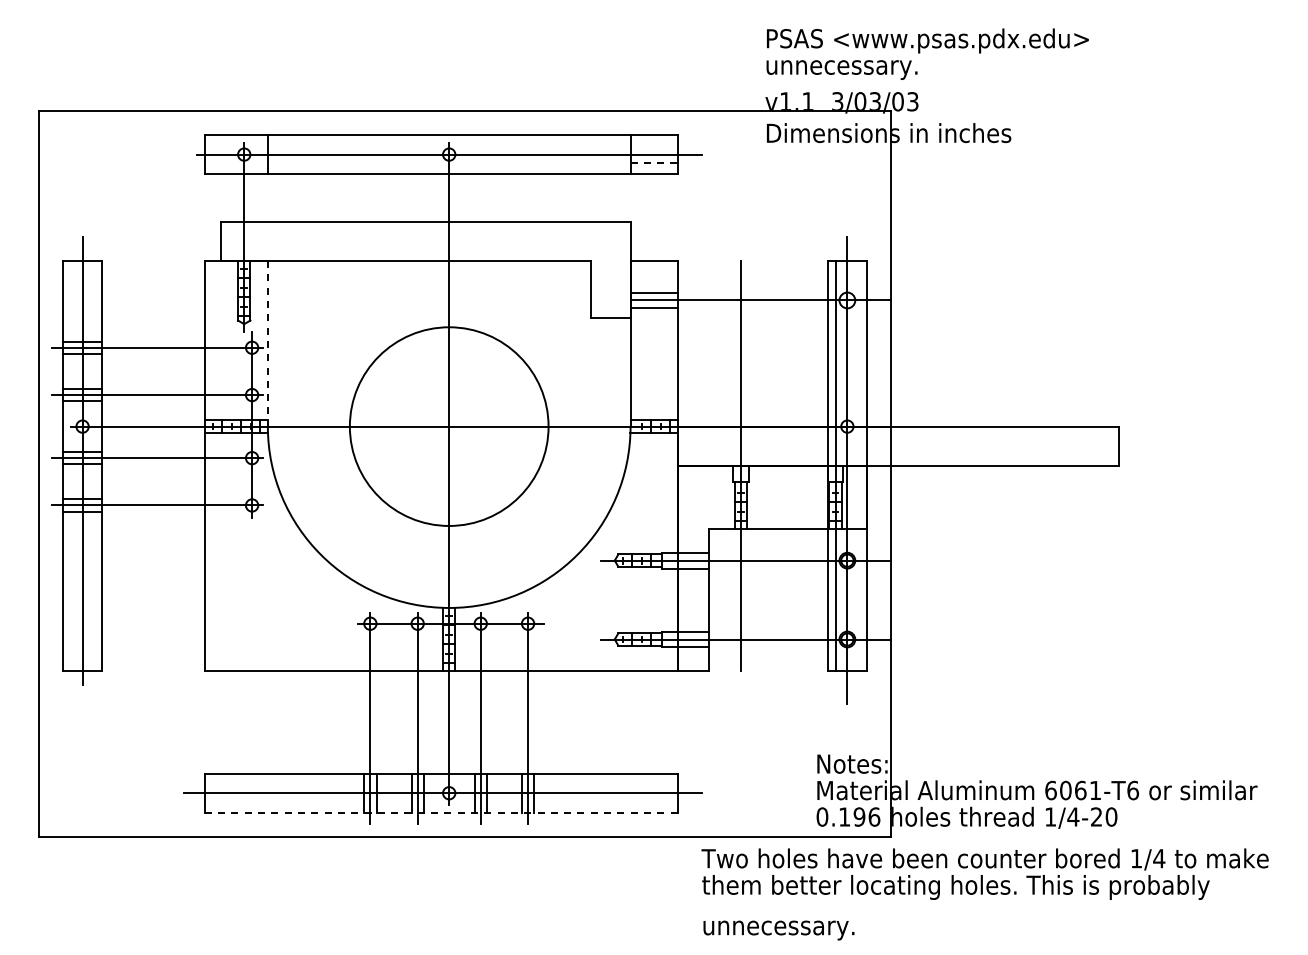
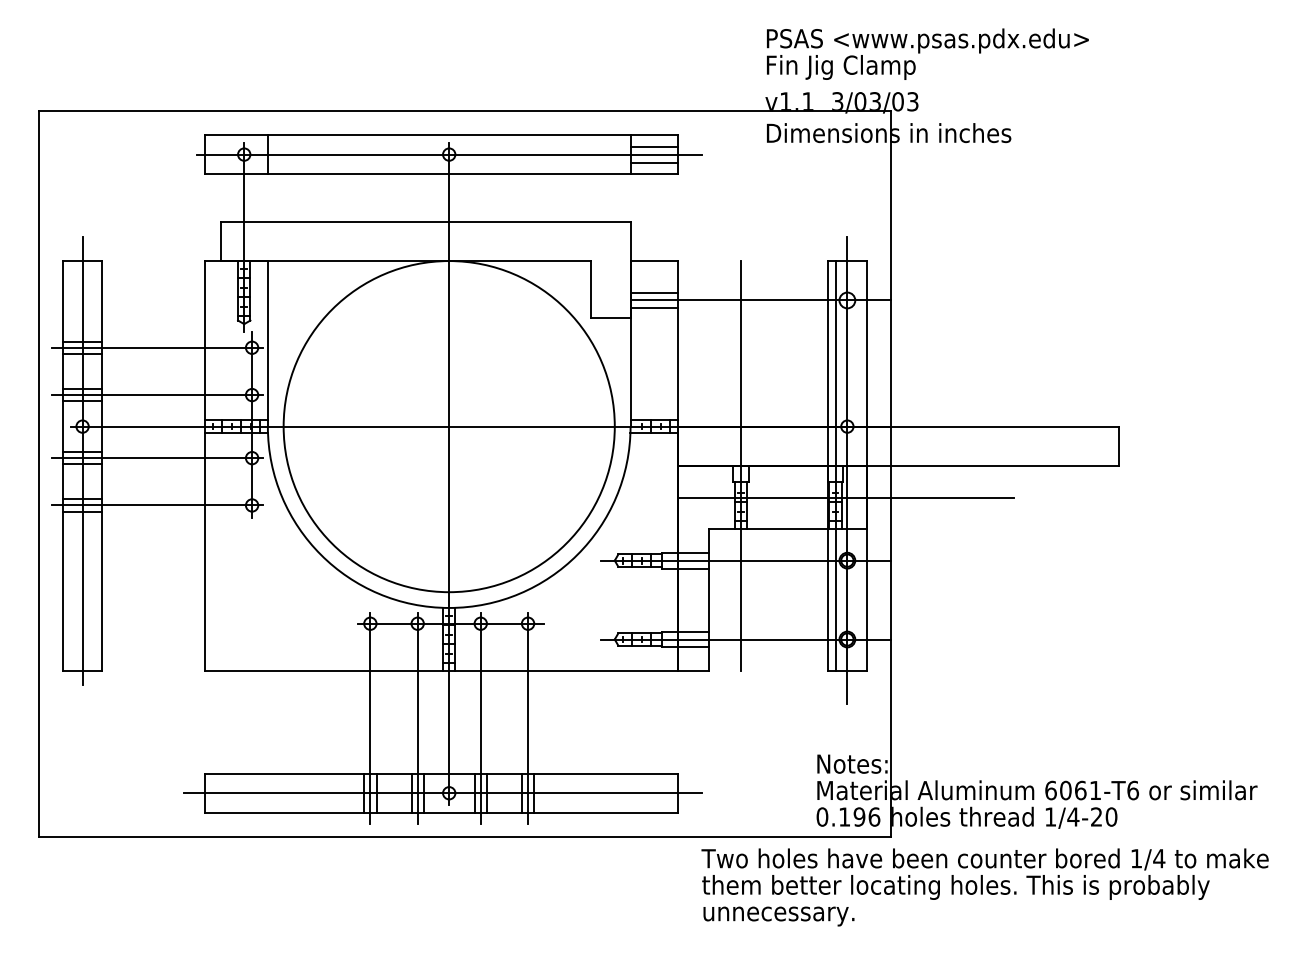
text: unnecessary. -> Fin Jig Clamp (841, 67)
line: none -> present (653, 146)
line: dashed -> solid (654, 162)
line: dashed -> solid (267, 343)
circle diameter: 199 px -> 331 px (448, 426)
line: none -> present (845, 497)
line: dashed -> solid (441, 812)
text position: (778, 930) -> (778, 916) (778, 916)
